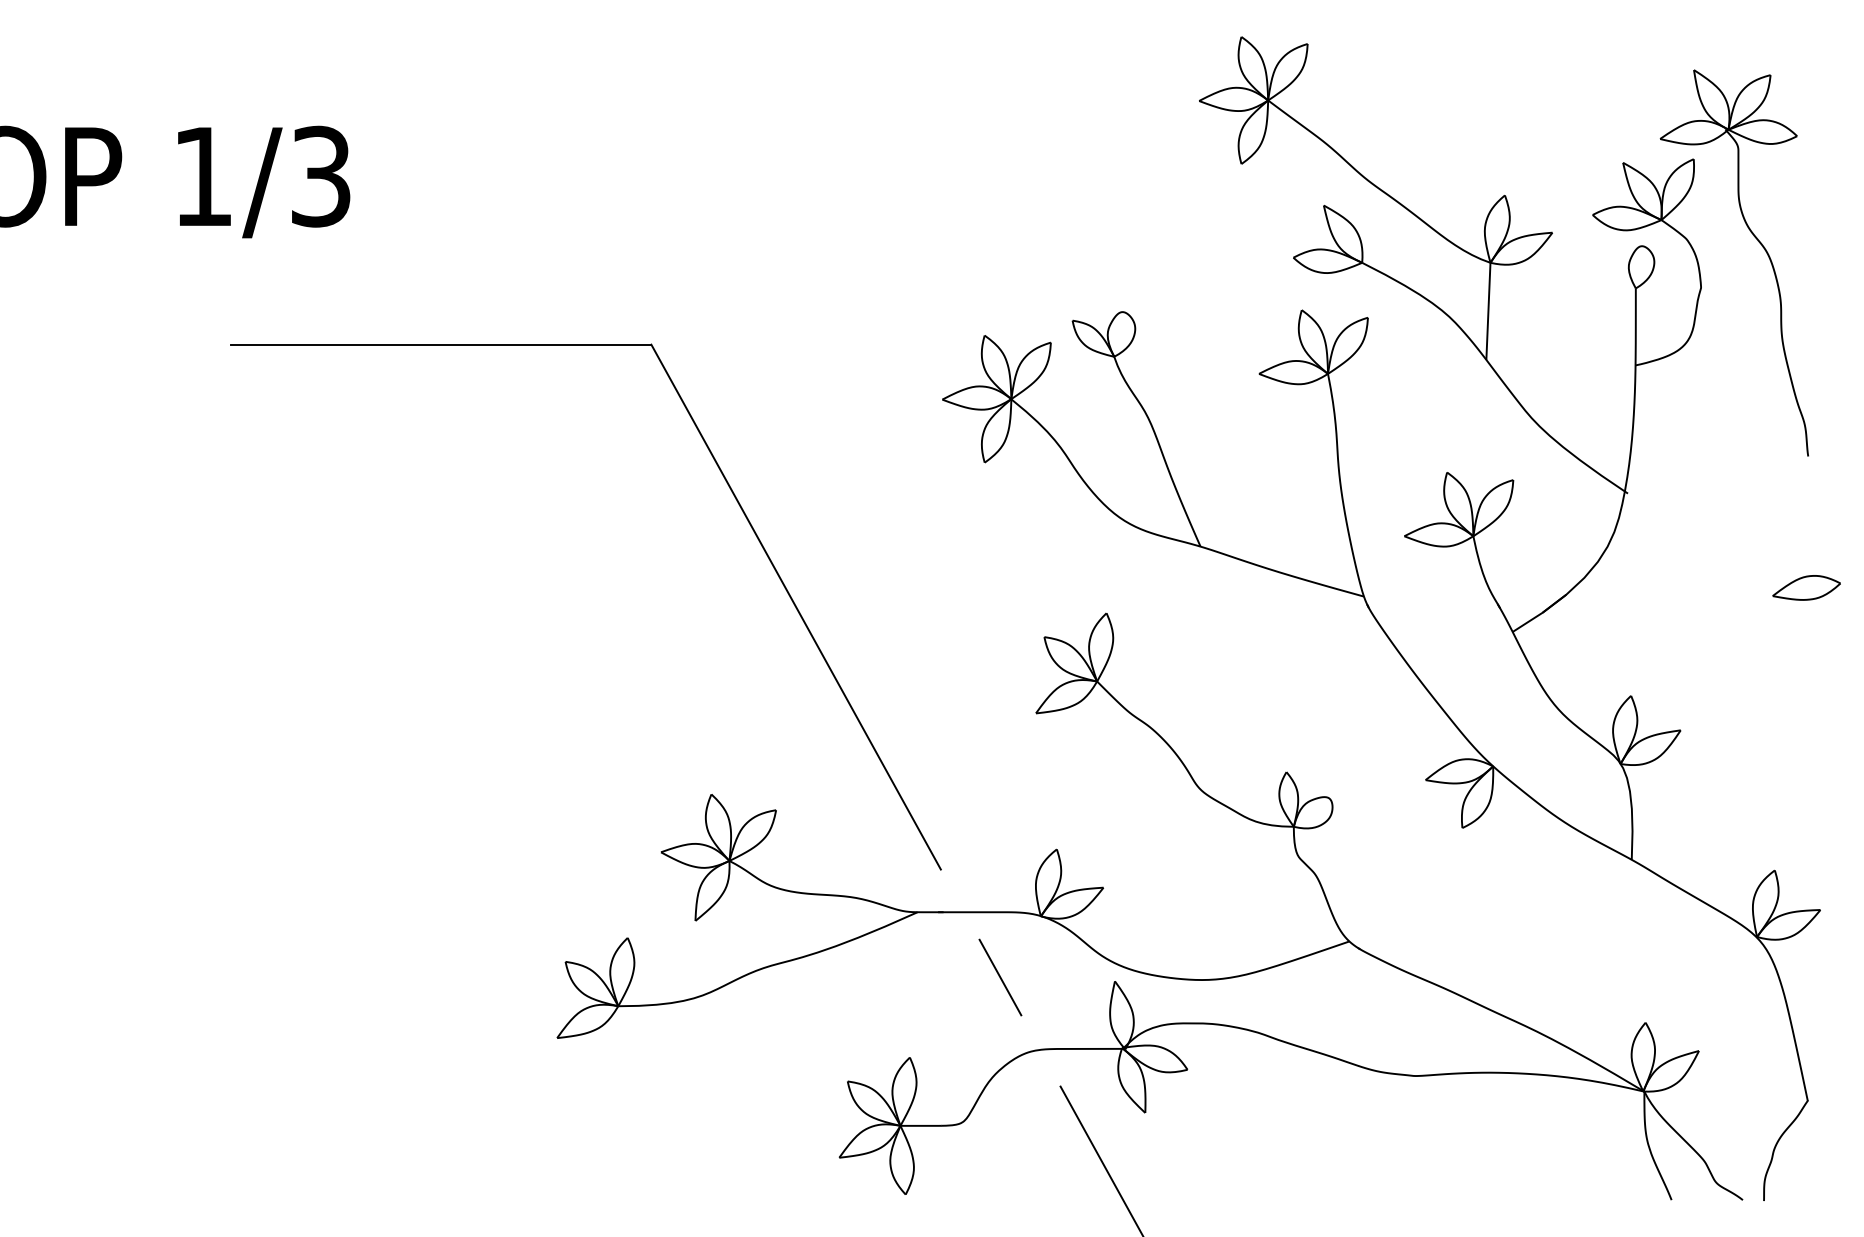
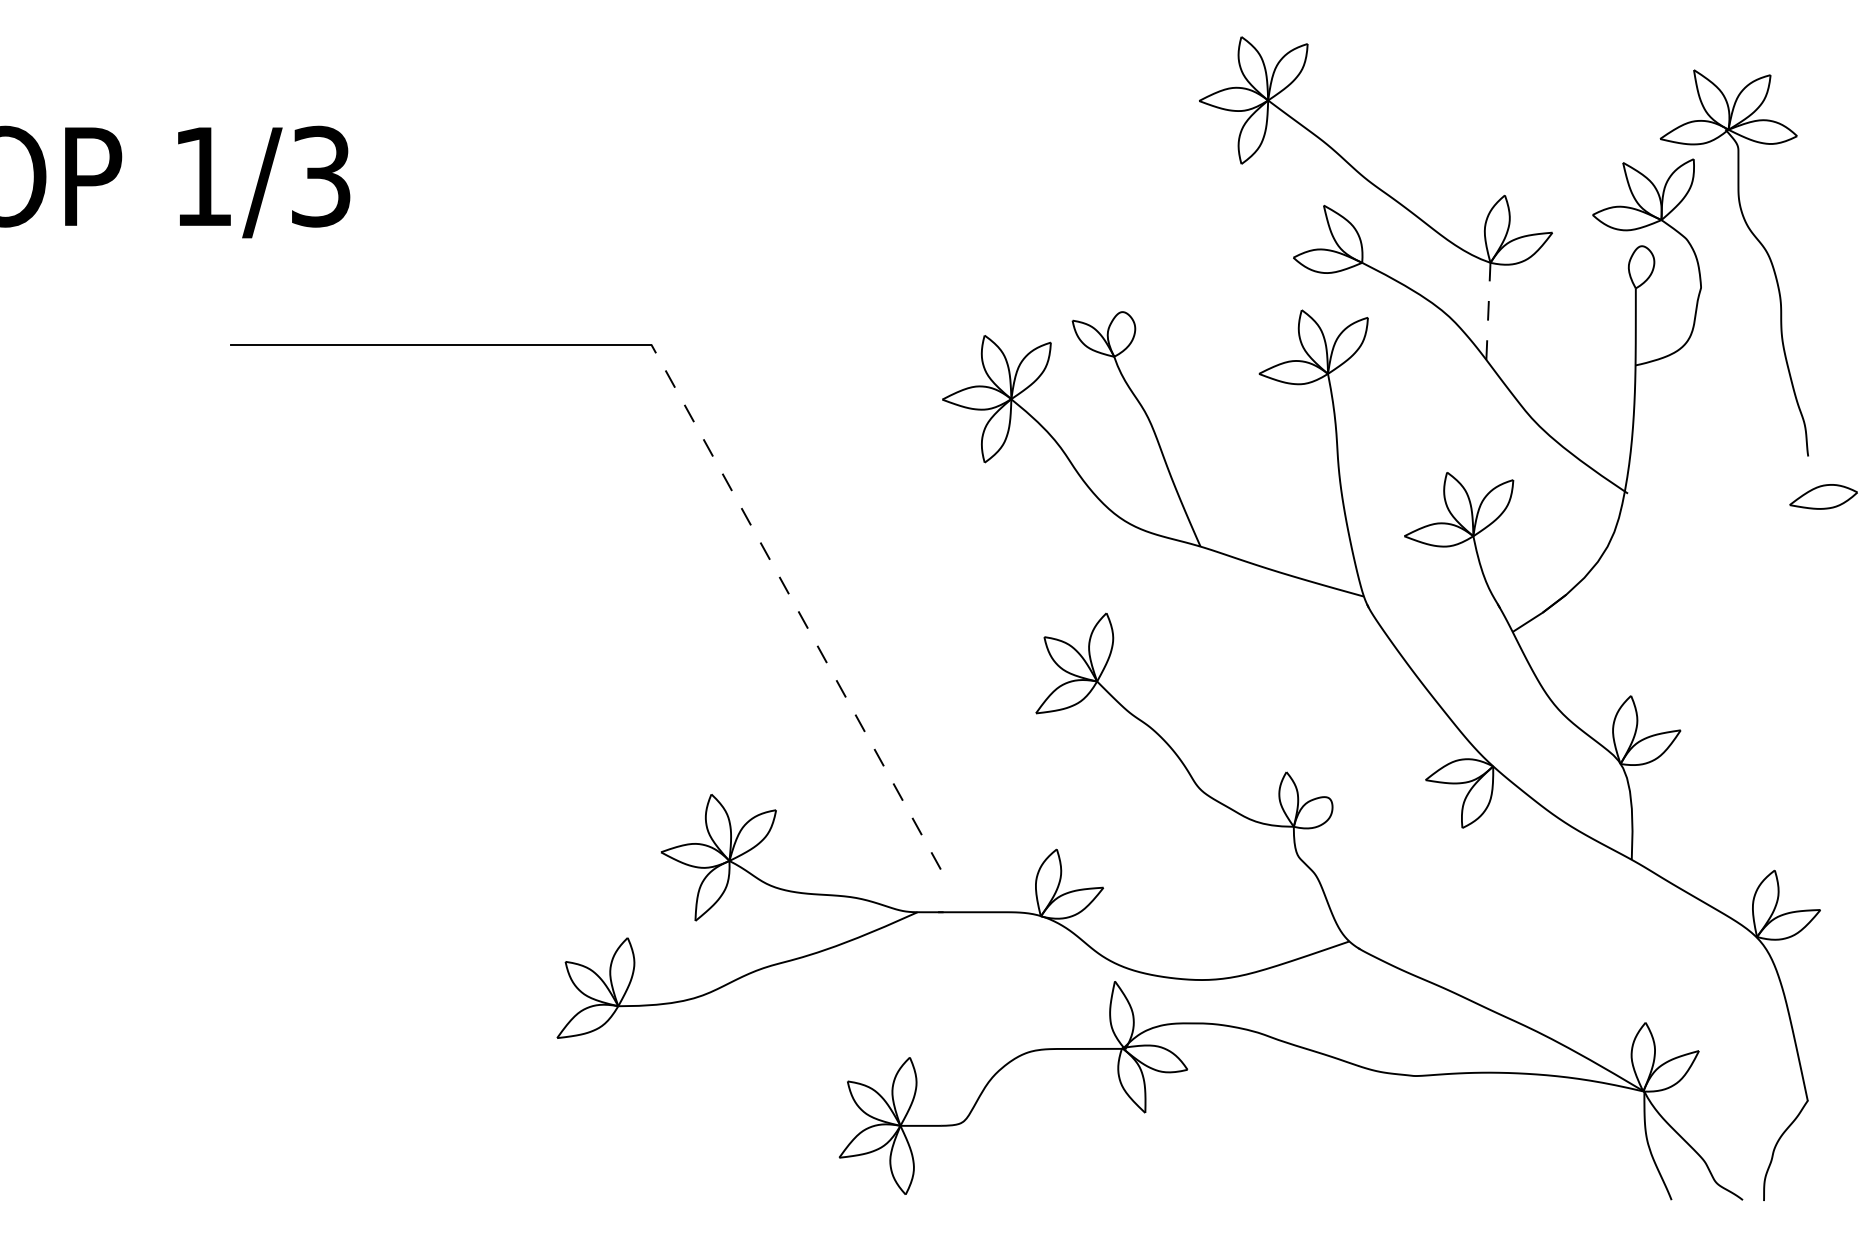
line: solid -> dashed (1488, 311)
part position: (1806, 587) -> (1823, 496) (1823, 496)
line: solid -> dashed (796, 607)
line: present -> none (1000, 977)
line: present -> none (1100, 1159)
